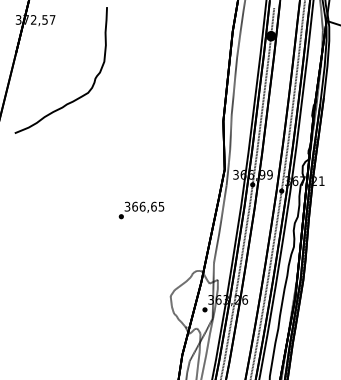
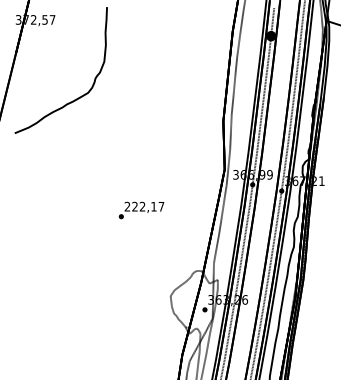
text: 366,65 -> 222,17 (144, 206)
